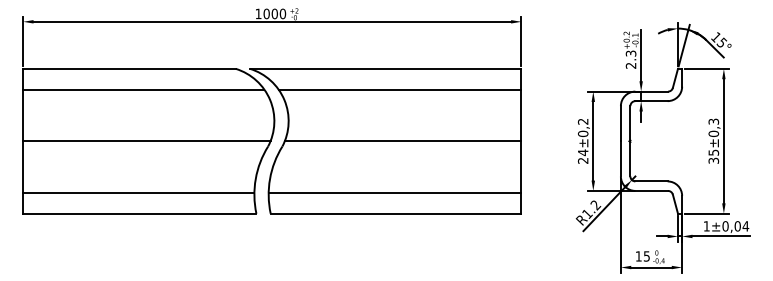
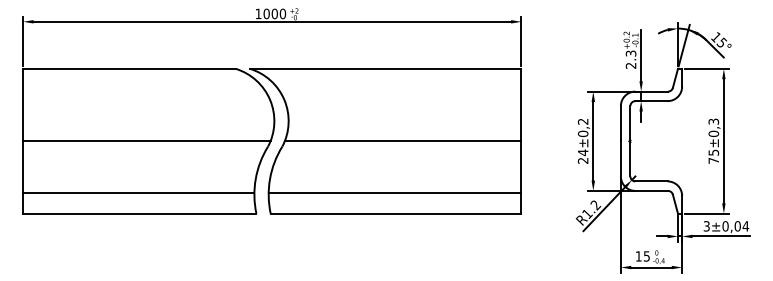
line: present -> none (143, 89)
line: present -> none (399, 89)
text: 35±0,3 -> 75±0,3 (713, 160)
text: 1±0,04 -> 3±0,04 (706, 226)
